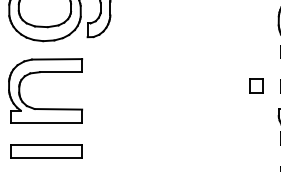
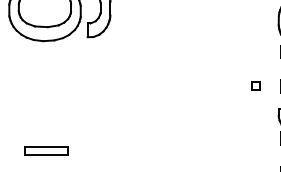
part: present -> none (45, 72)
part size: 15x16 px -> 10x10 px (255, 85)
part size: 73x15 px -> 45x10 px (46, 150)
